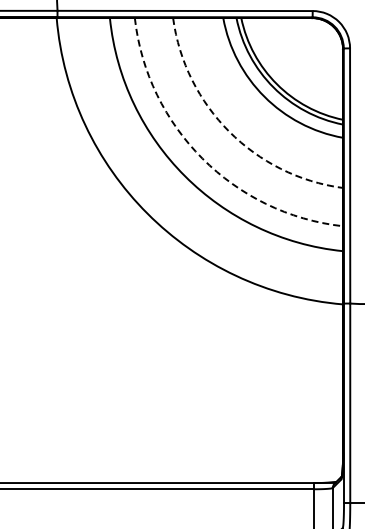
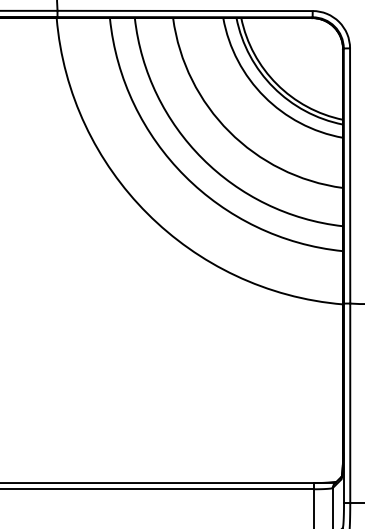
arc: dashed -> solid (229, 131)
arc: dashed -> solid (202, 158)
